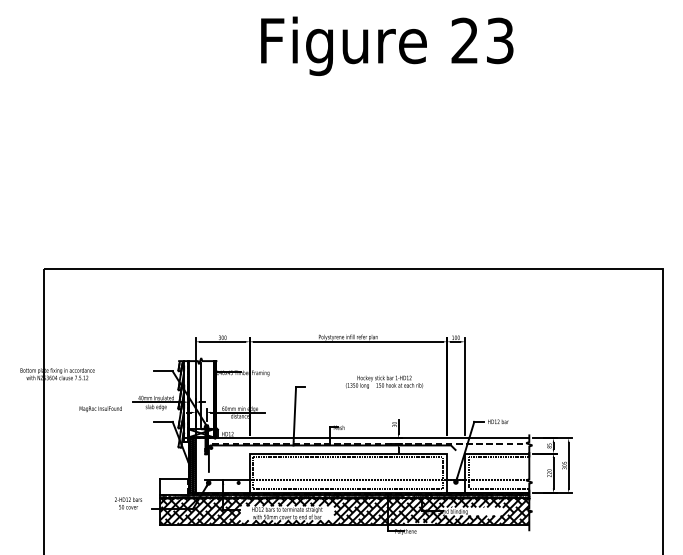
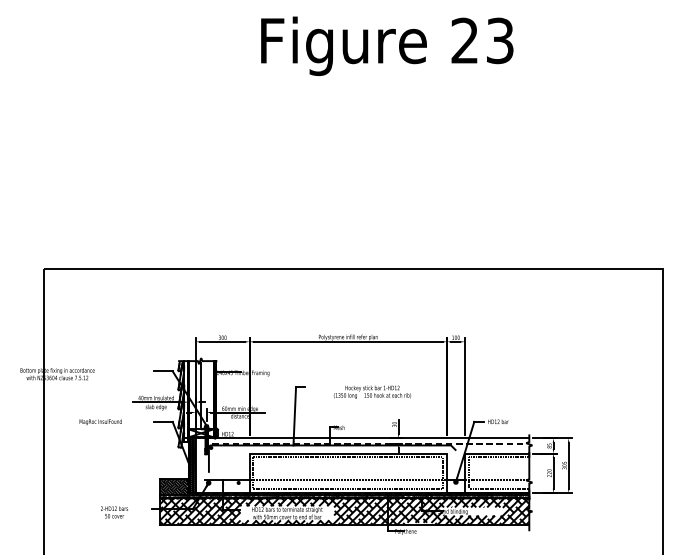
text position: (384, 381) -> (372, 391) (372, 391)
text position: (100, 408) -> (100, 421) (100, 421)
hatch: none -> present (173, 486)
text position: (128, 503) -> (114, 512) (114, 512)
